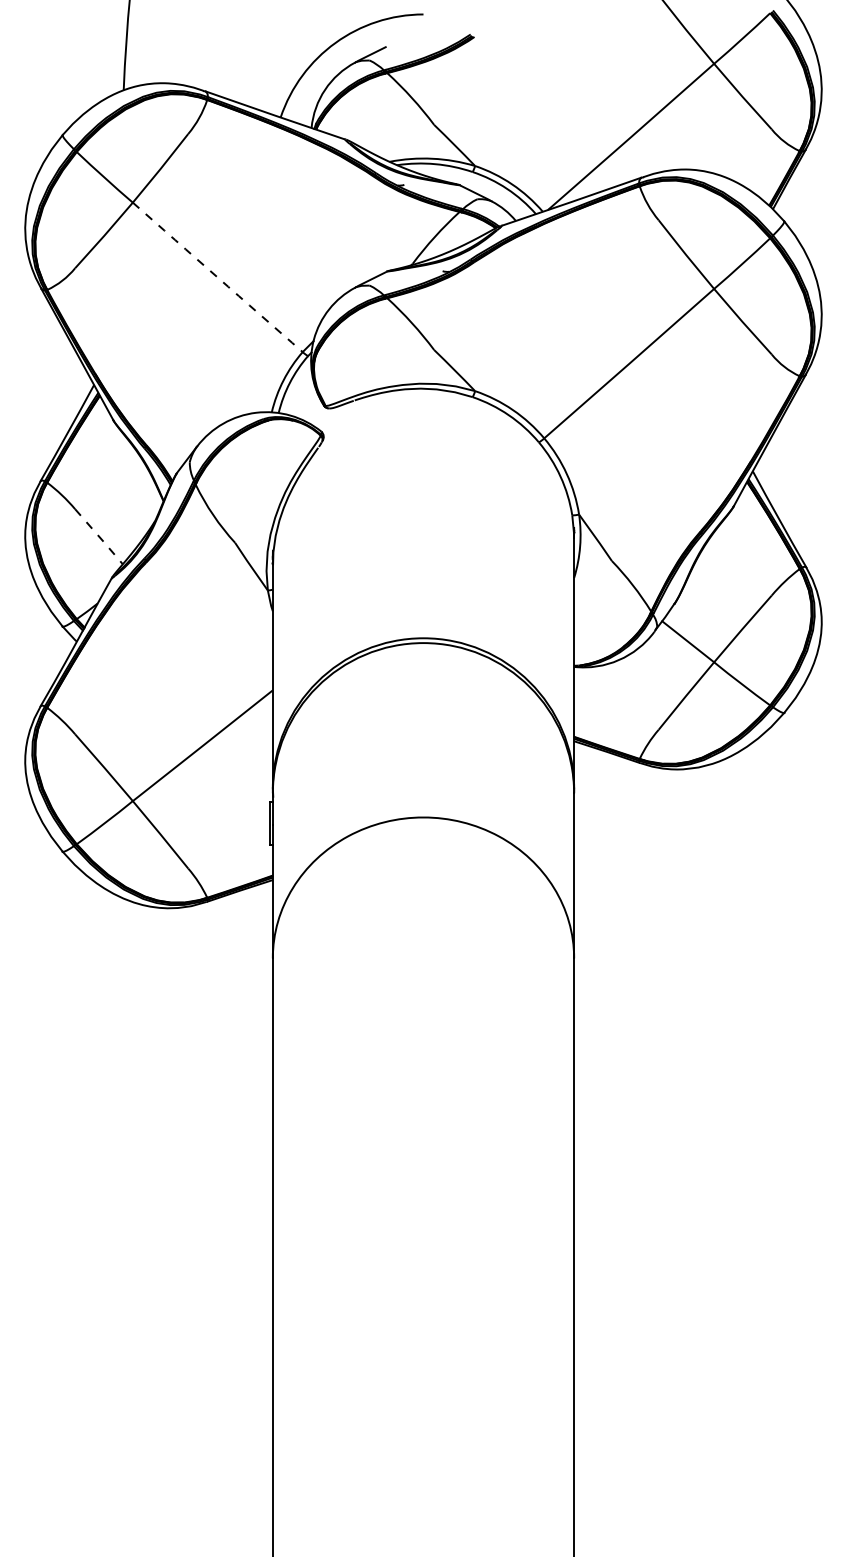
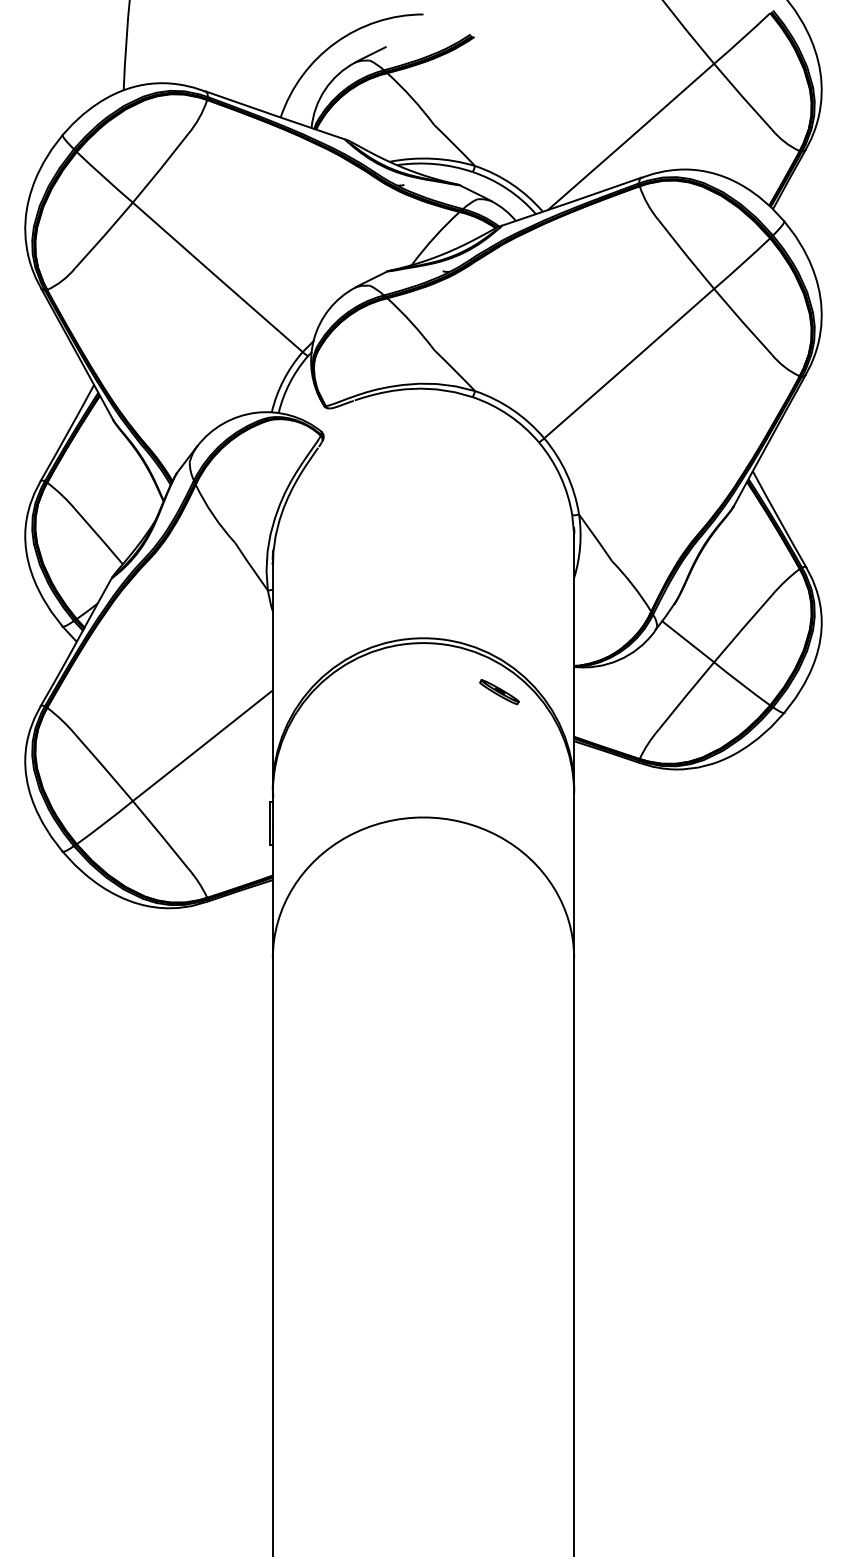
arc: dashed -> solid (217, 277)
line: dashed -> solid (99, 537)
part: none -> present (499, 692)
